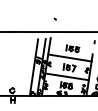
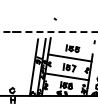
line: solid -> dashed (49, 32)
